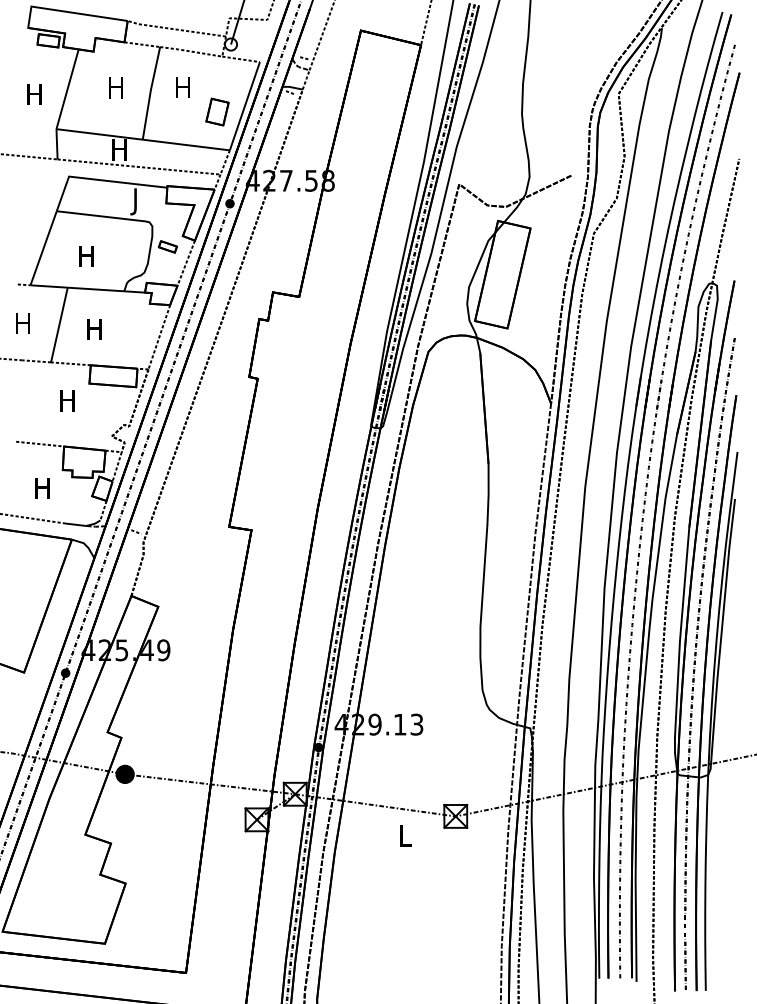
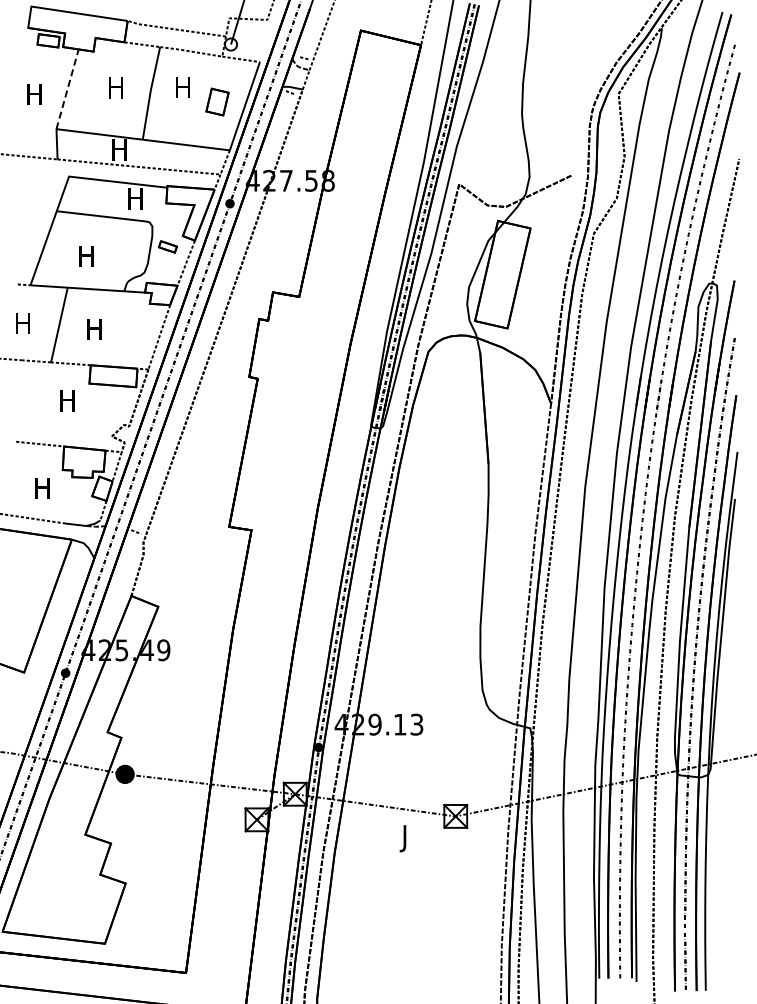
line: solid -> dashed (67, 88)
part position: (217, 111) -> (217, 101) (217, 101)
text: J -> H (135, 201)
text: L -> J (405, 838)
